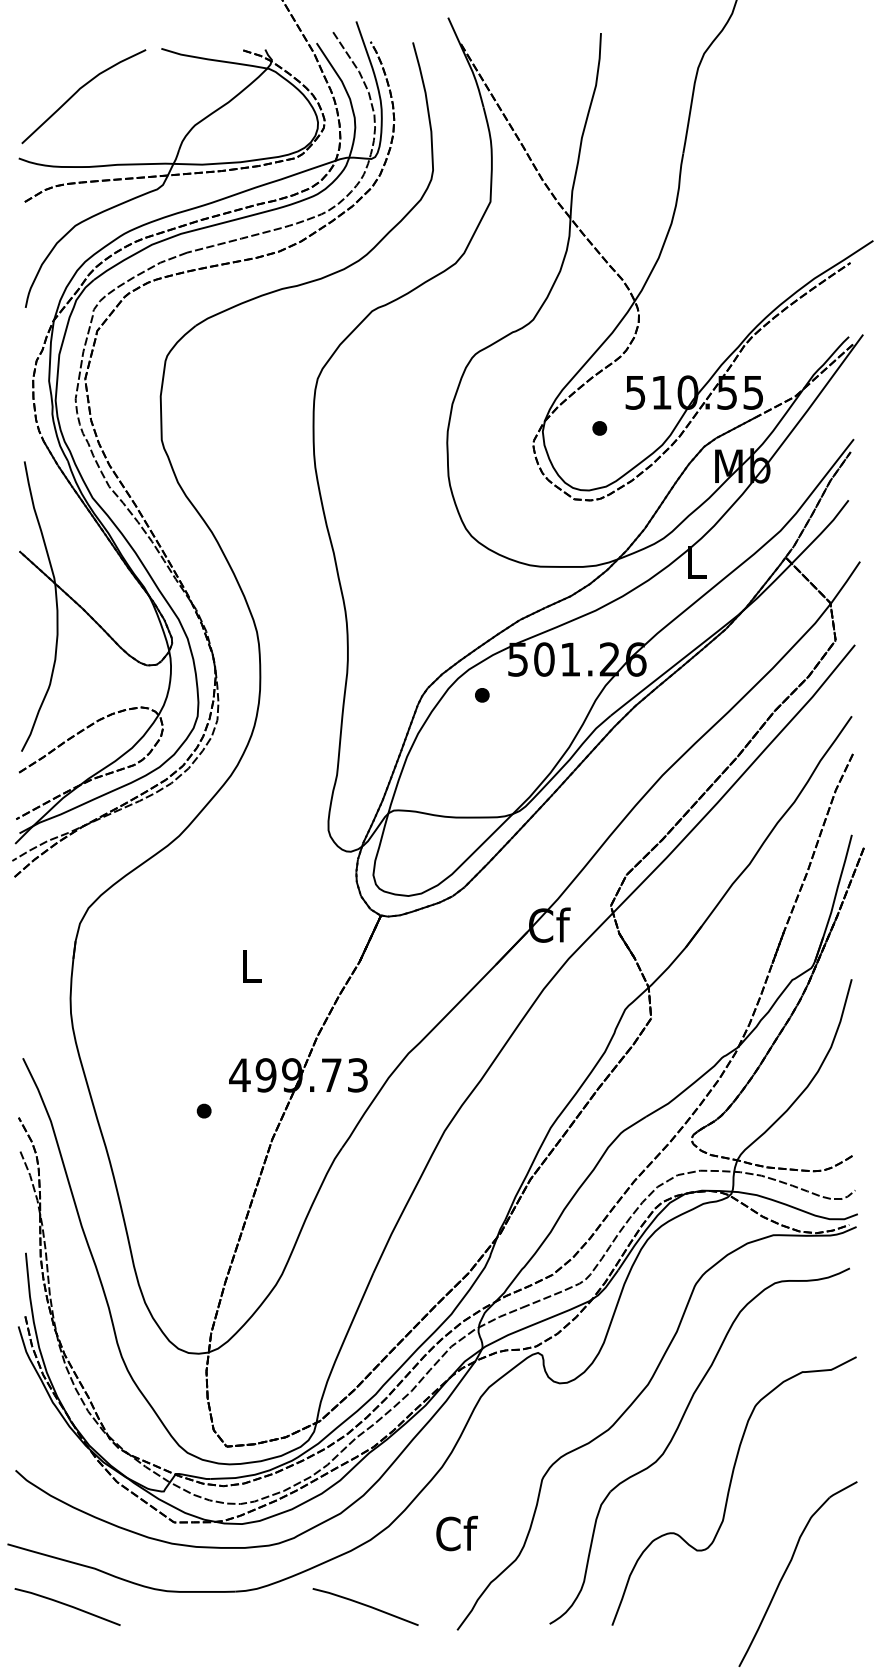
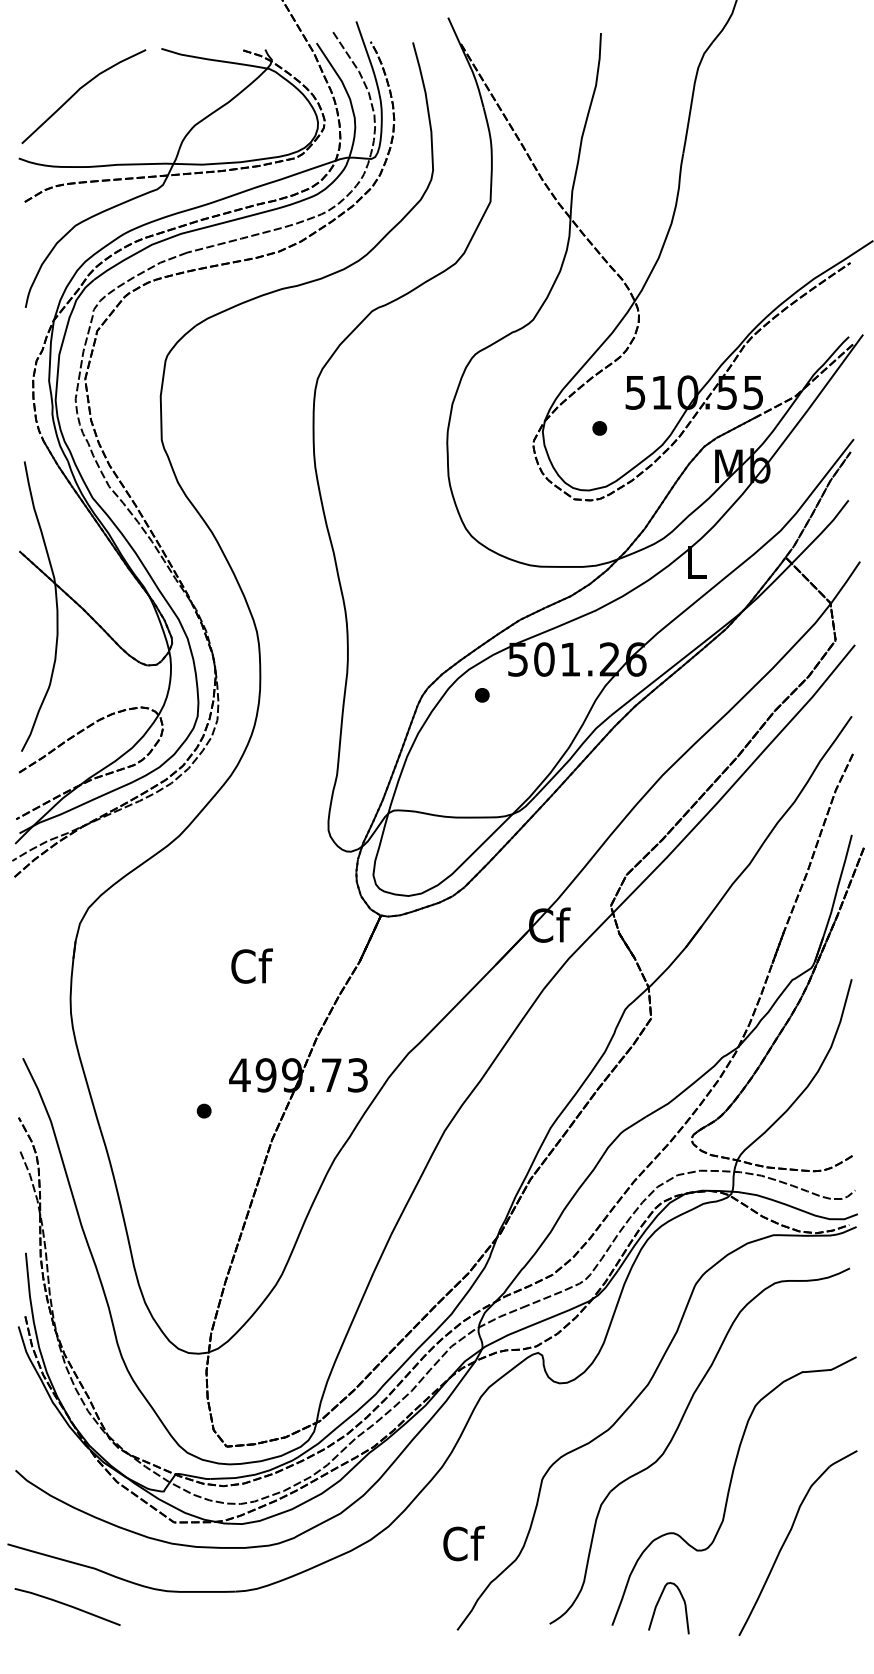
text: L -> Cf (251, 965)
text position: (456, 1533) -> (463, 1543) (463, 1543)
part position: (787, 1569) -> (787, 1538) (787, 1538)
curve: none -> present (658, 1603)
curve: present -> none (365, 1606)
